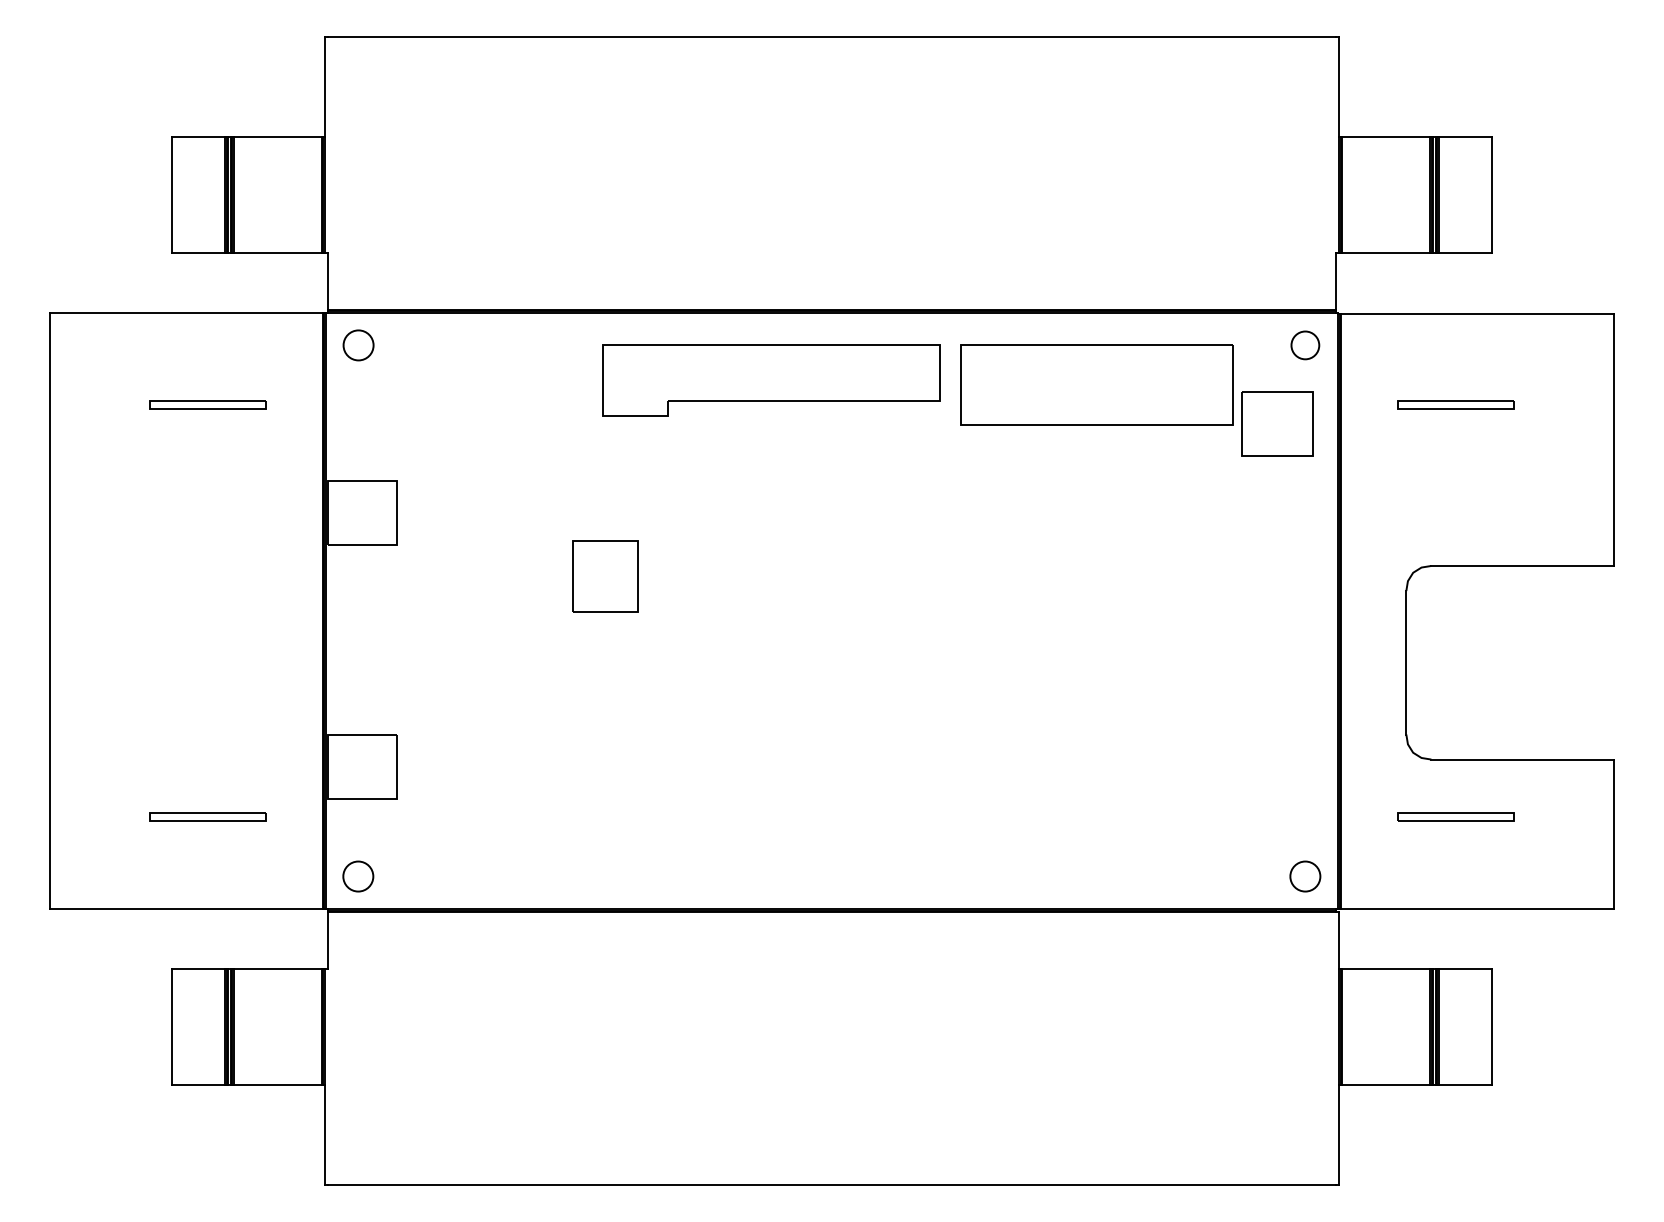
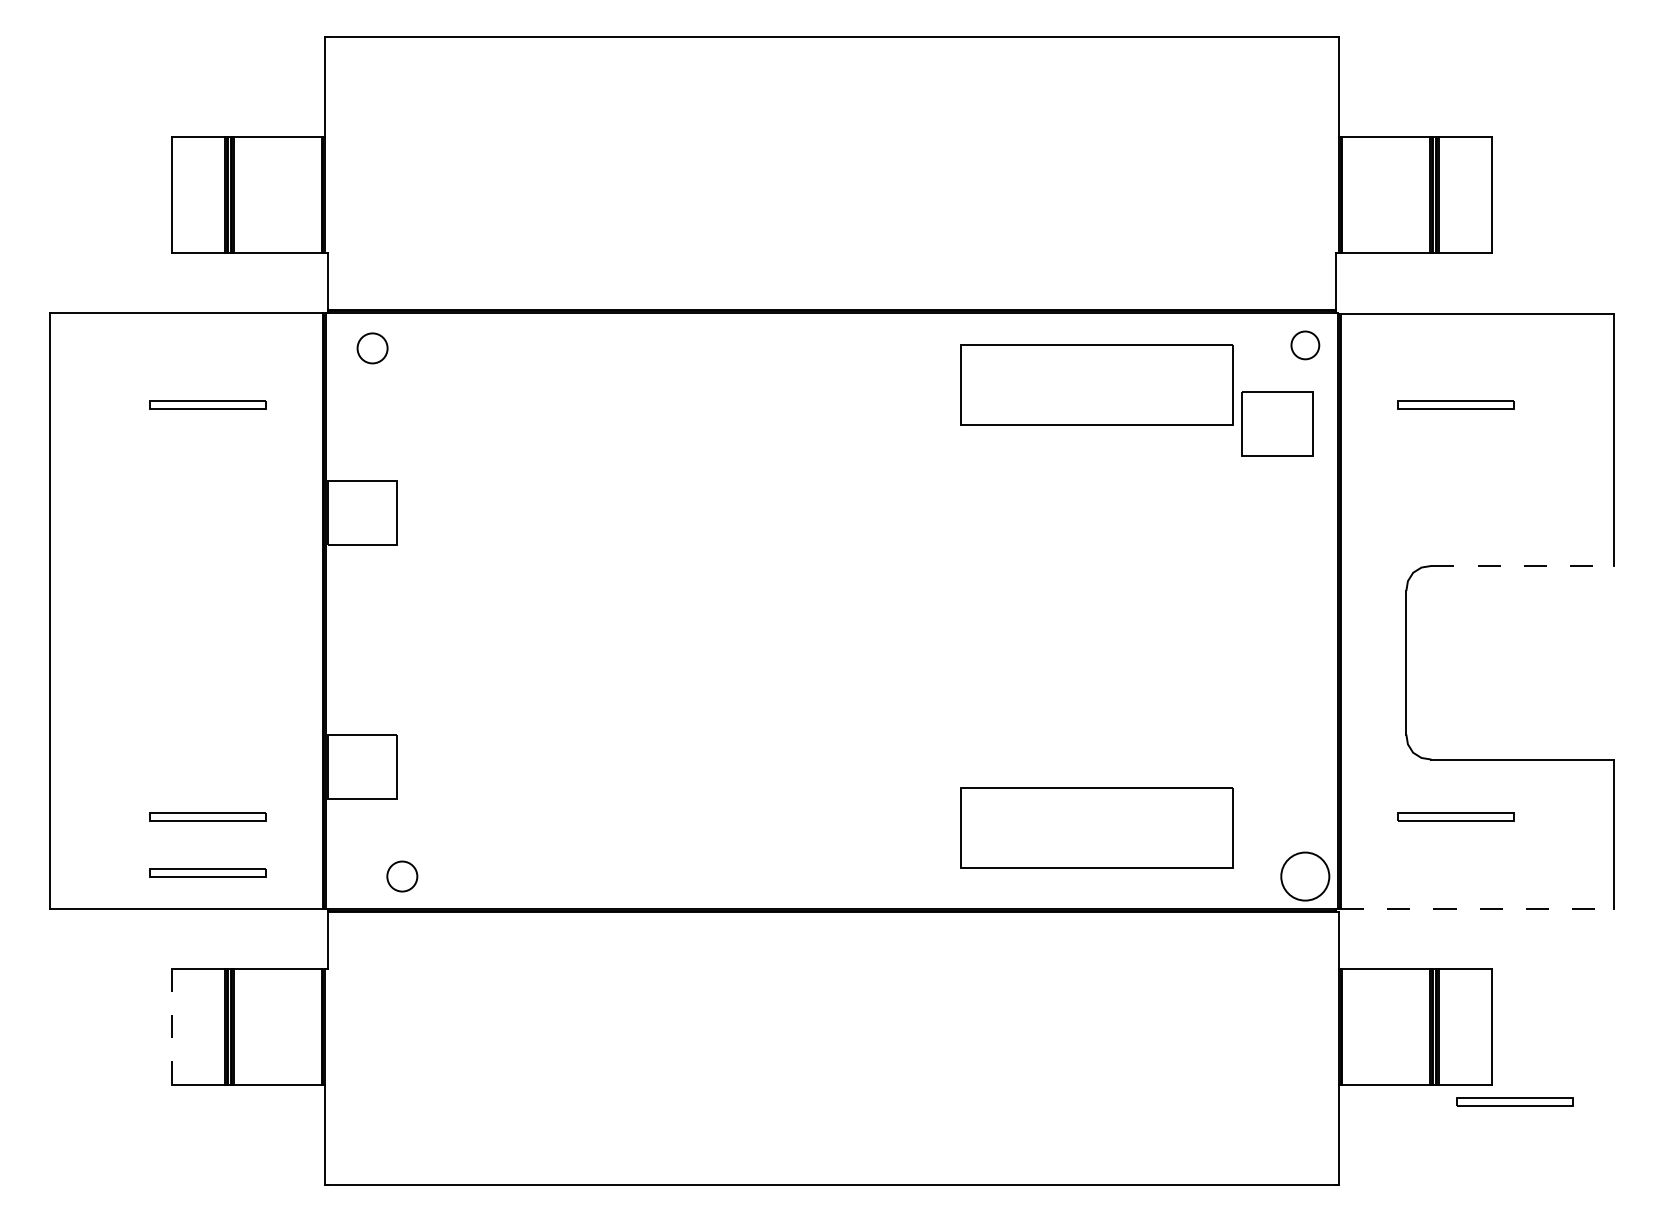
circle position: (358, 345) -> (372, 348) (372, 348)
part: present -> none (771, 380)
line: solid -> dashed (1523, 565)
part: present -> none (605, 576)
part: none -> present (1096, 827)
part: none -> present (207, 872)
circle position: (358, 876) -> (402, 876) (402, 876)
circle size: 33x33 px -> 51x51 px (1305, 876)
line: solid -> dashed (1477, 909)
line: solid -> dashed (172, 1026)
part: none -> present (1514, 1101)
